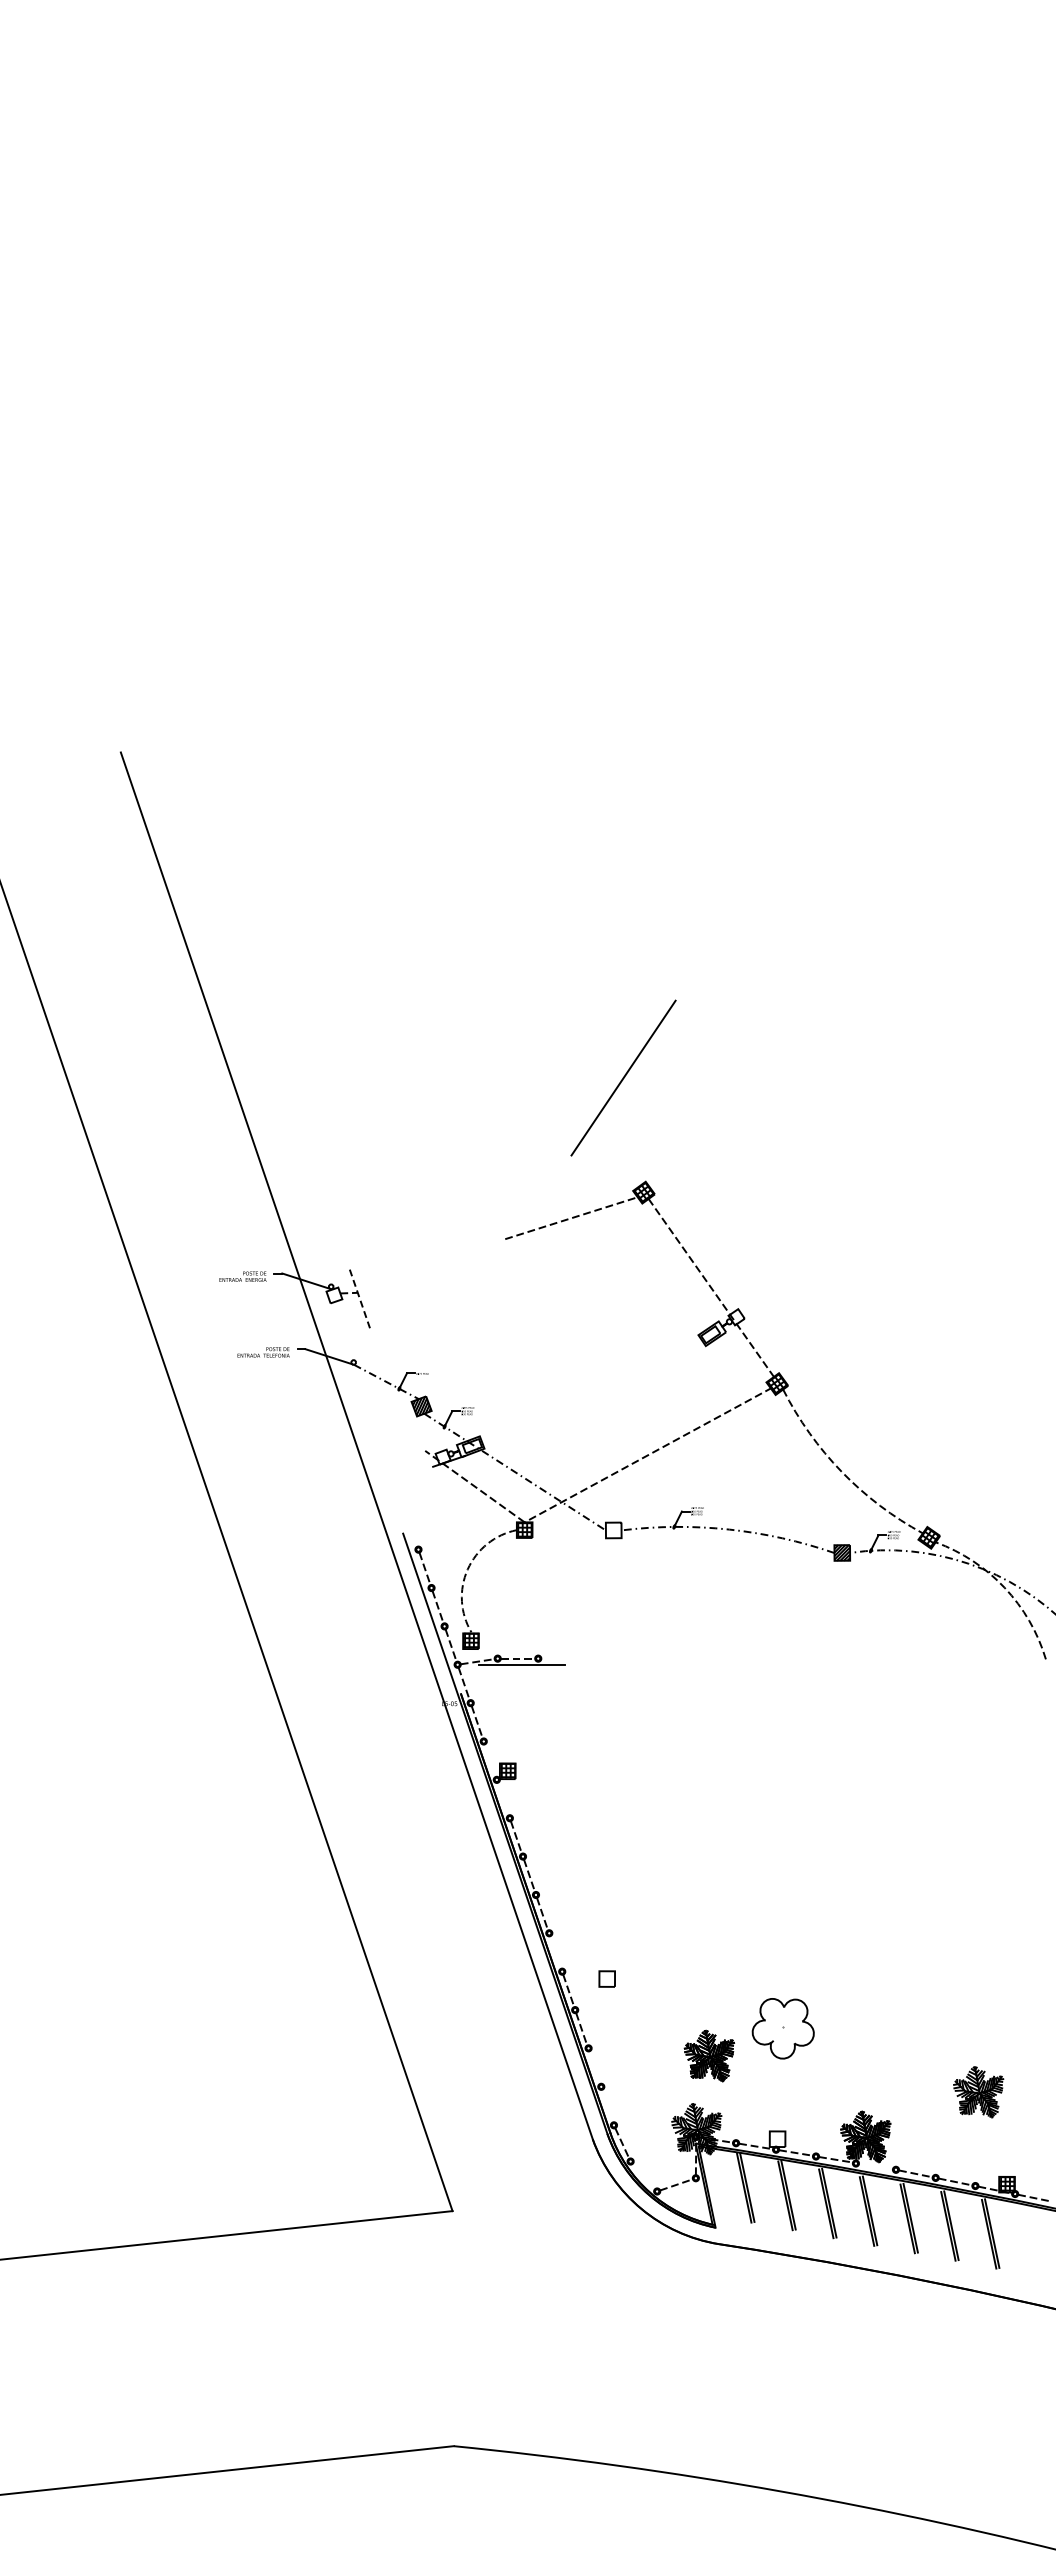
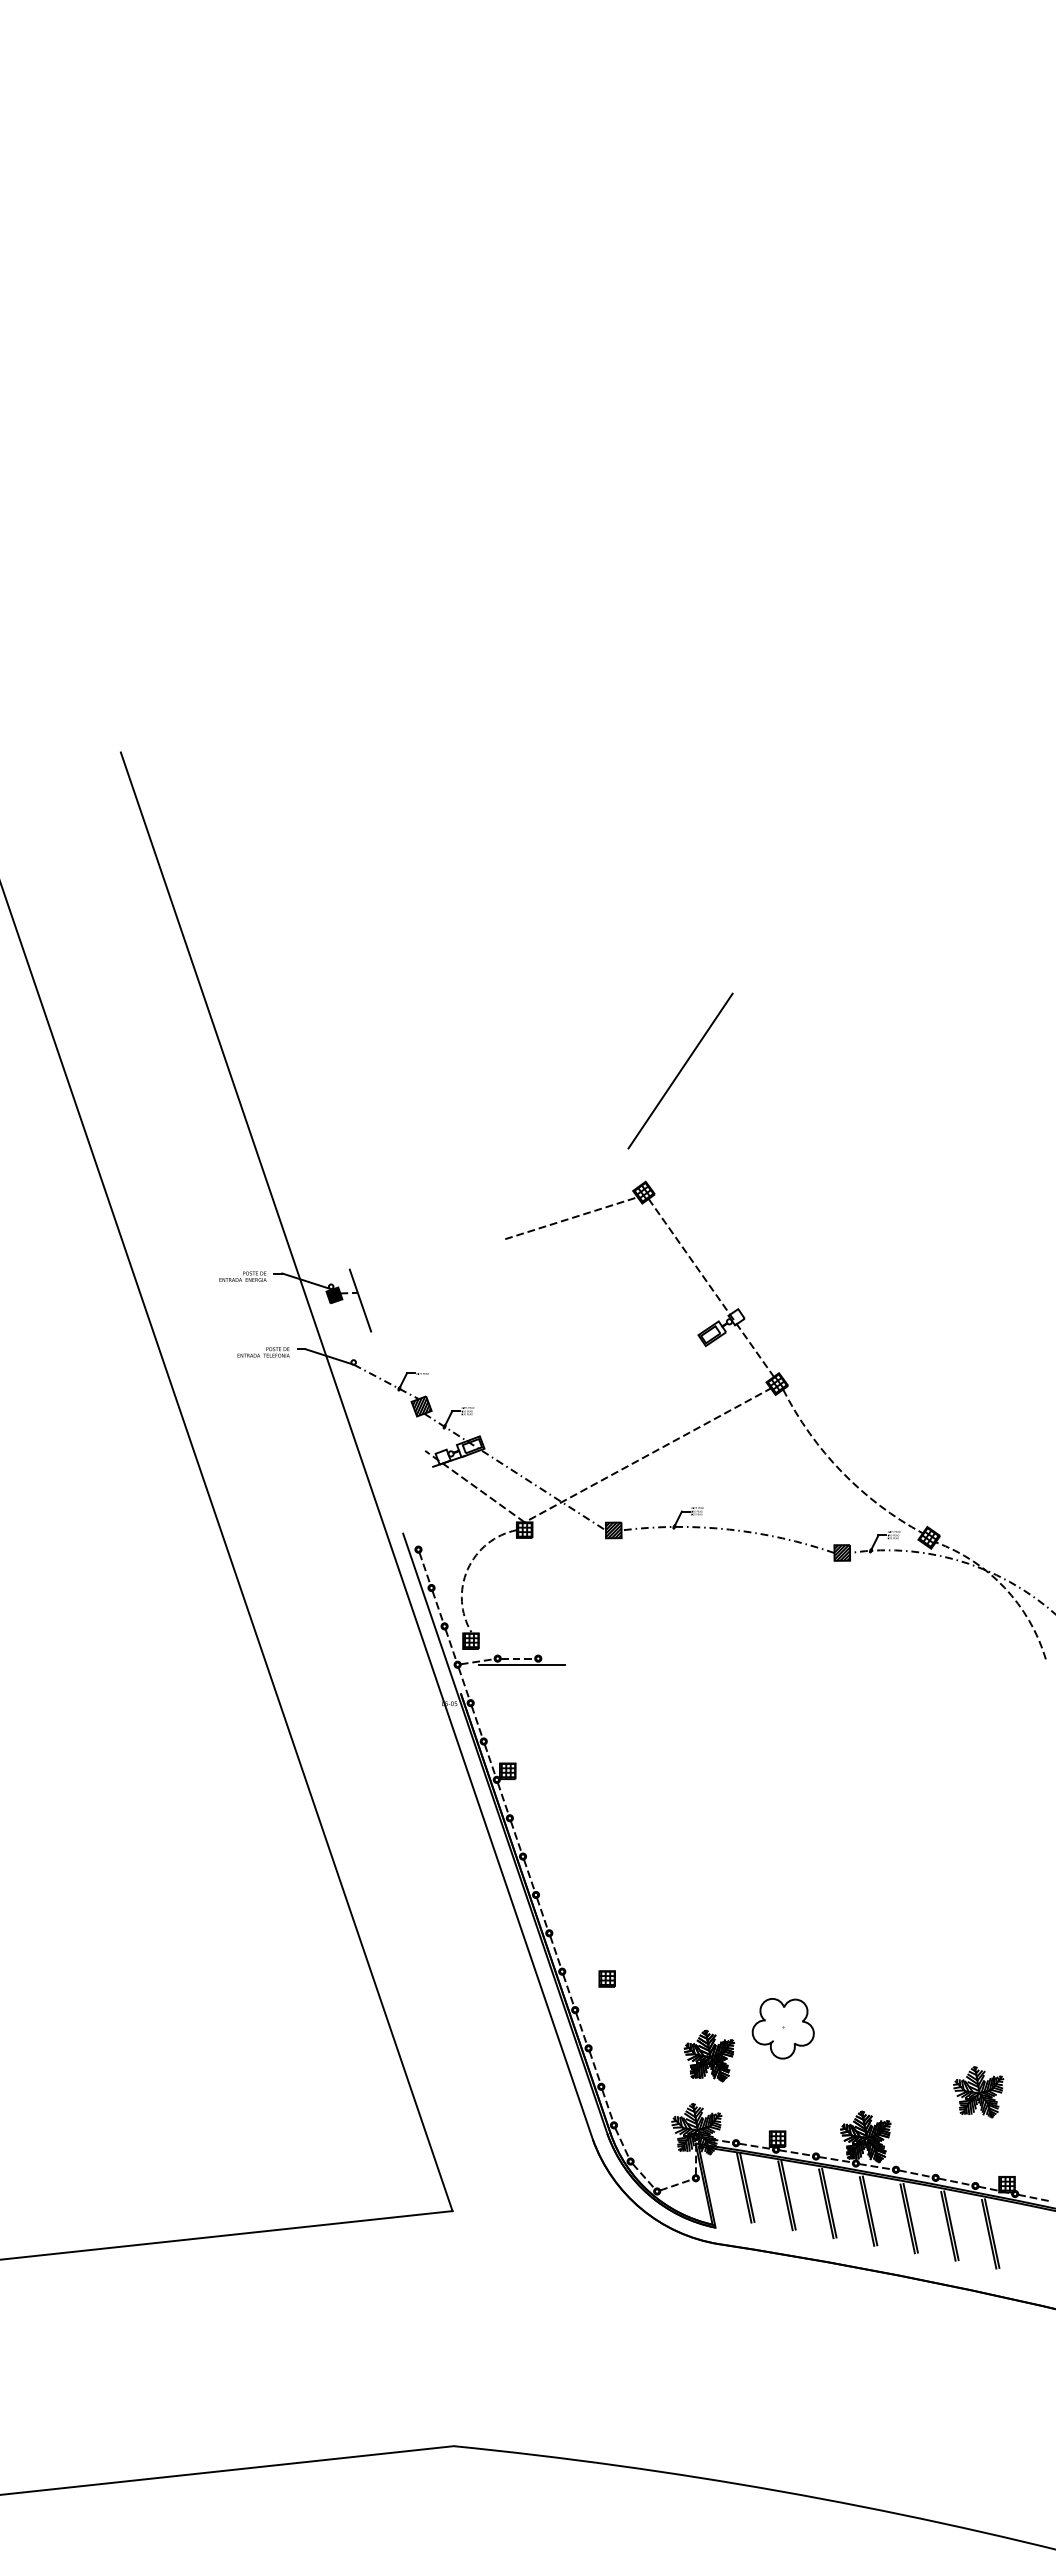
line position: (623, 1077) -> (680, 1070) (680, 1070)
hatch: none -> present (334, 1295)
line: dashed -> solid (360, 1300)
hatch: none -> present (613, 1530)
line: none -> present (489, 1760)
line: none -> present (502, 1798)
line: none -> present (555, 1952)
hatch: none -> present (607, 1978)
line: none -> present (594, 2067)
line: none -> present (607, 2105)
hatch: none -> present (777, 2138)
line: none -> present (875, 2166)
line: none -> present (643, 2176)
